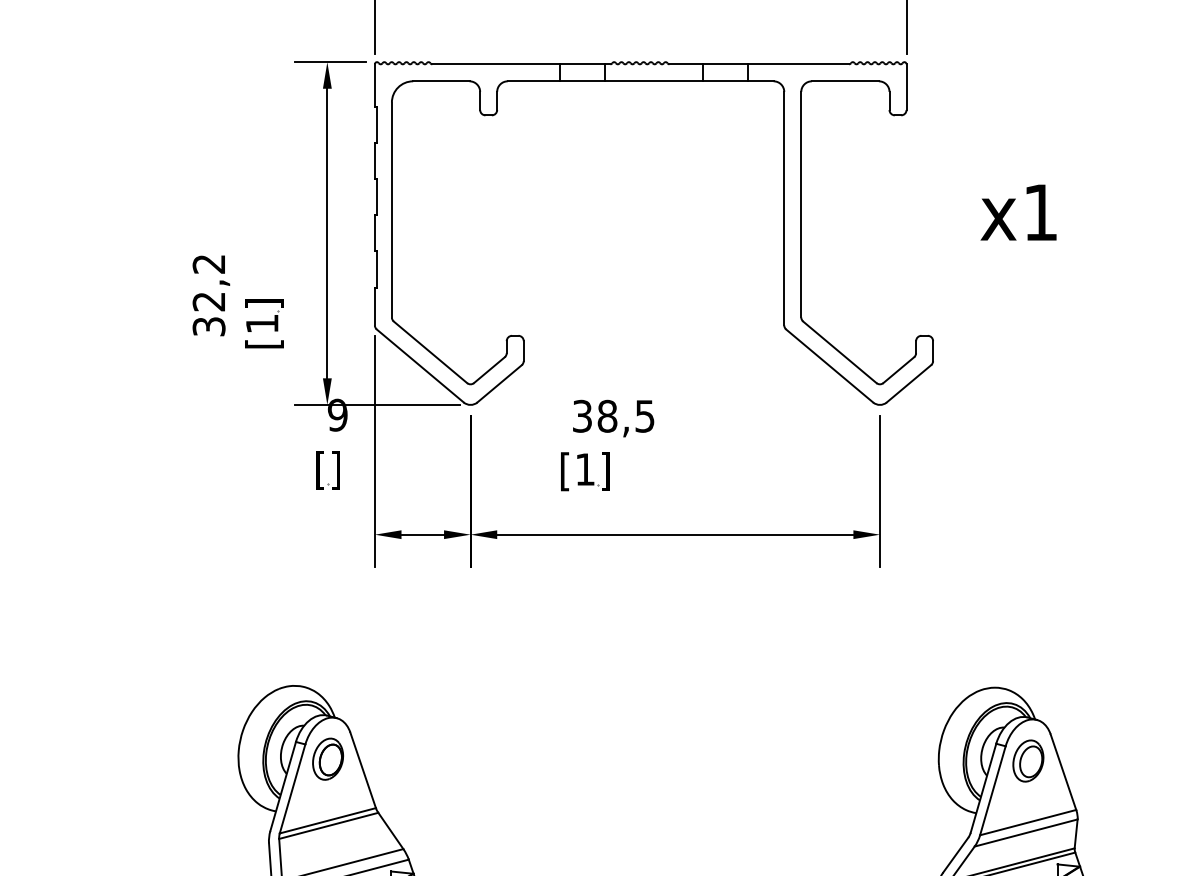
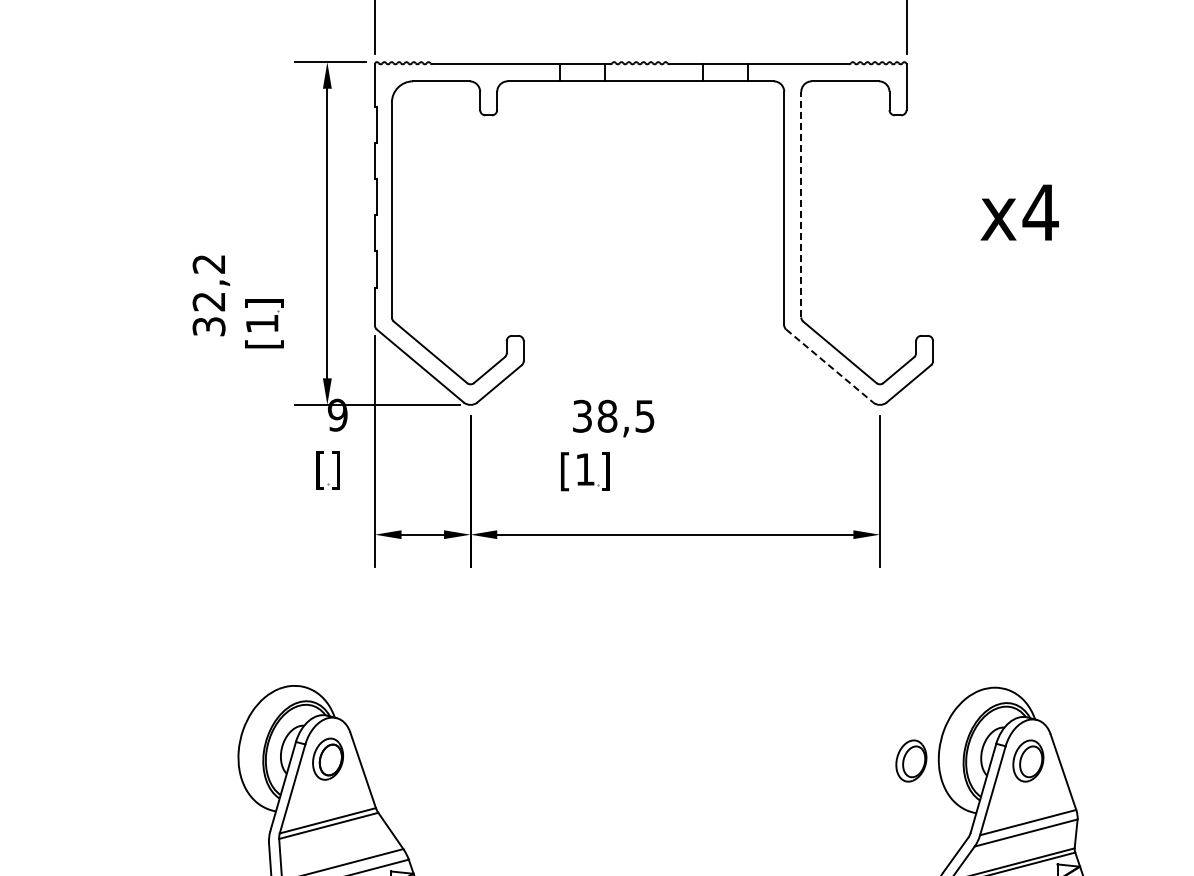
line: solid -> dashed (801, 204)
text: x1 -> x4 (1040, 212)
line: solid -> dashed (829, 365)
part: none -> present (911, 760)
